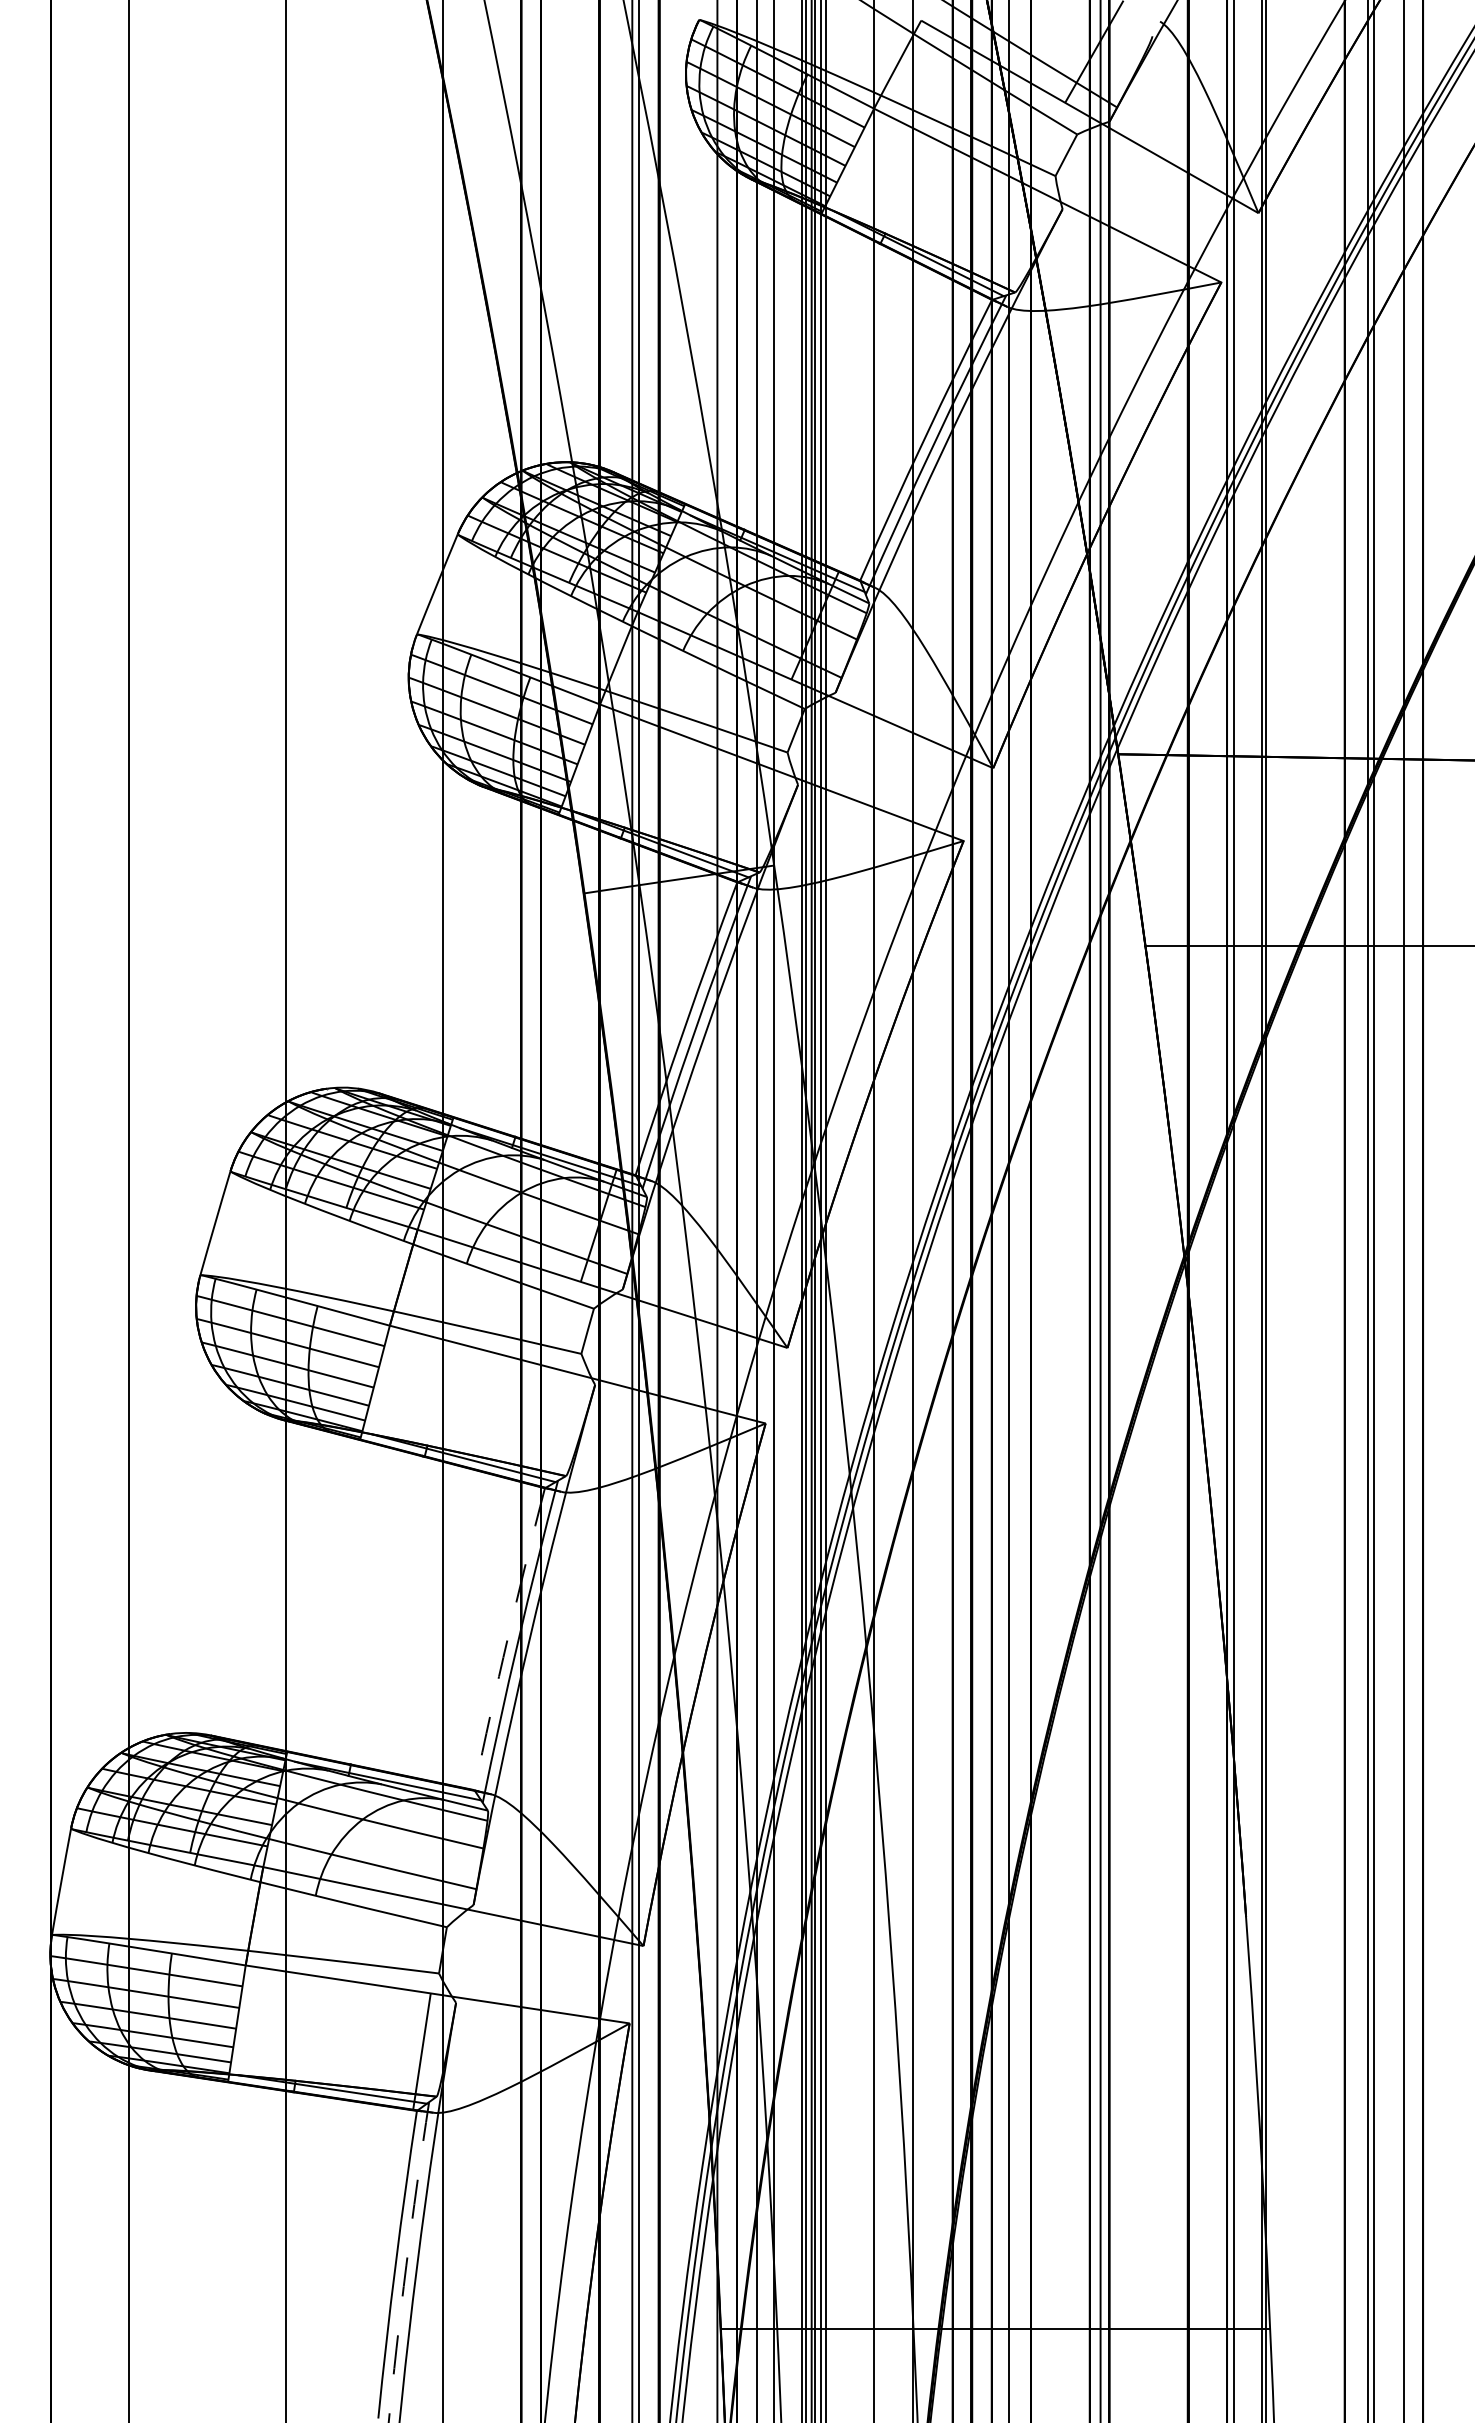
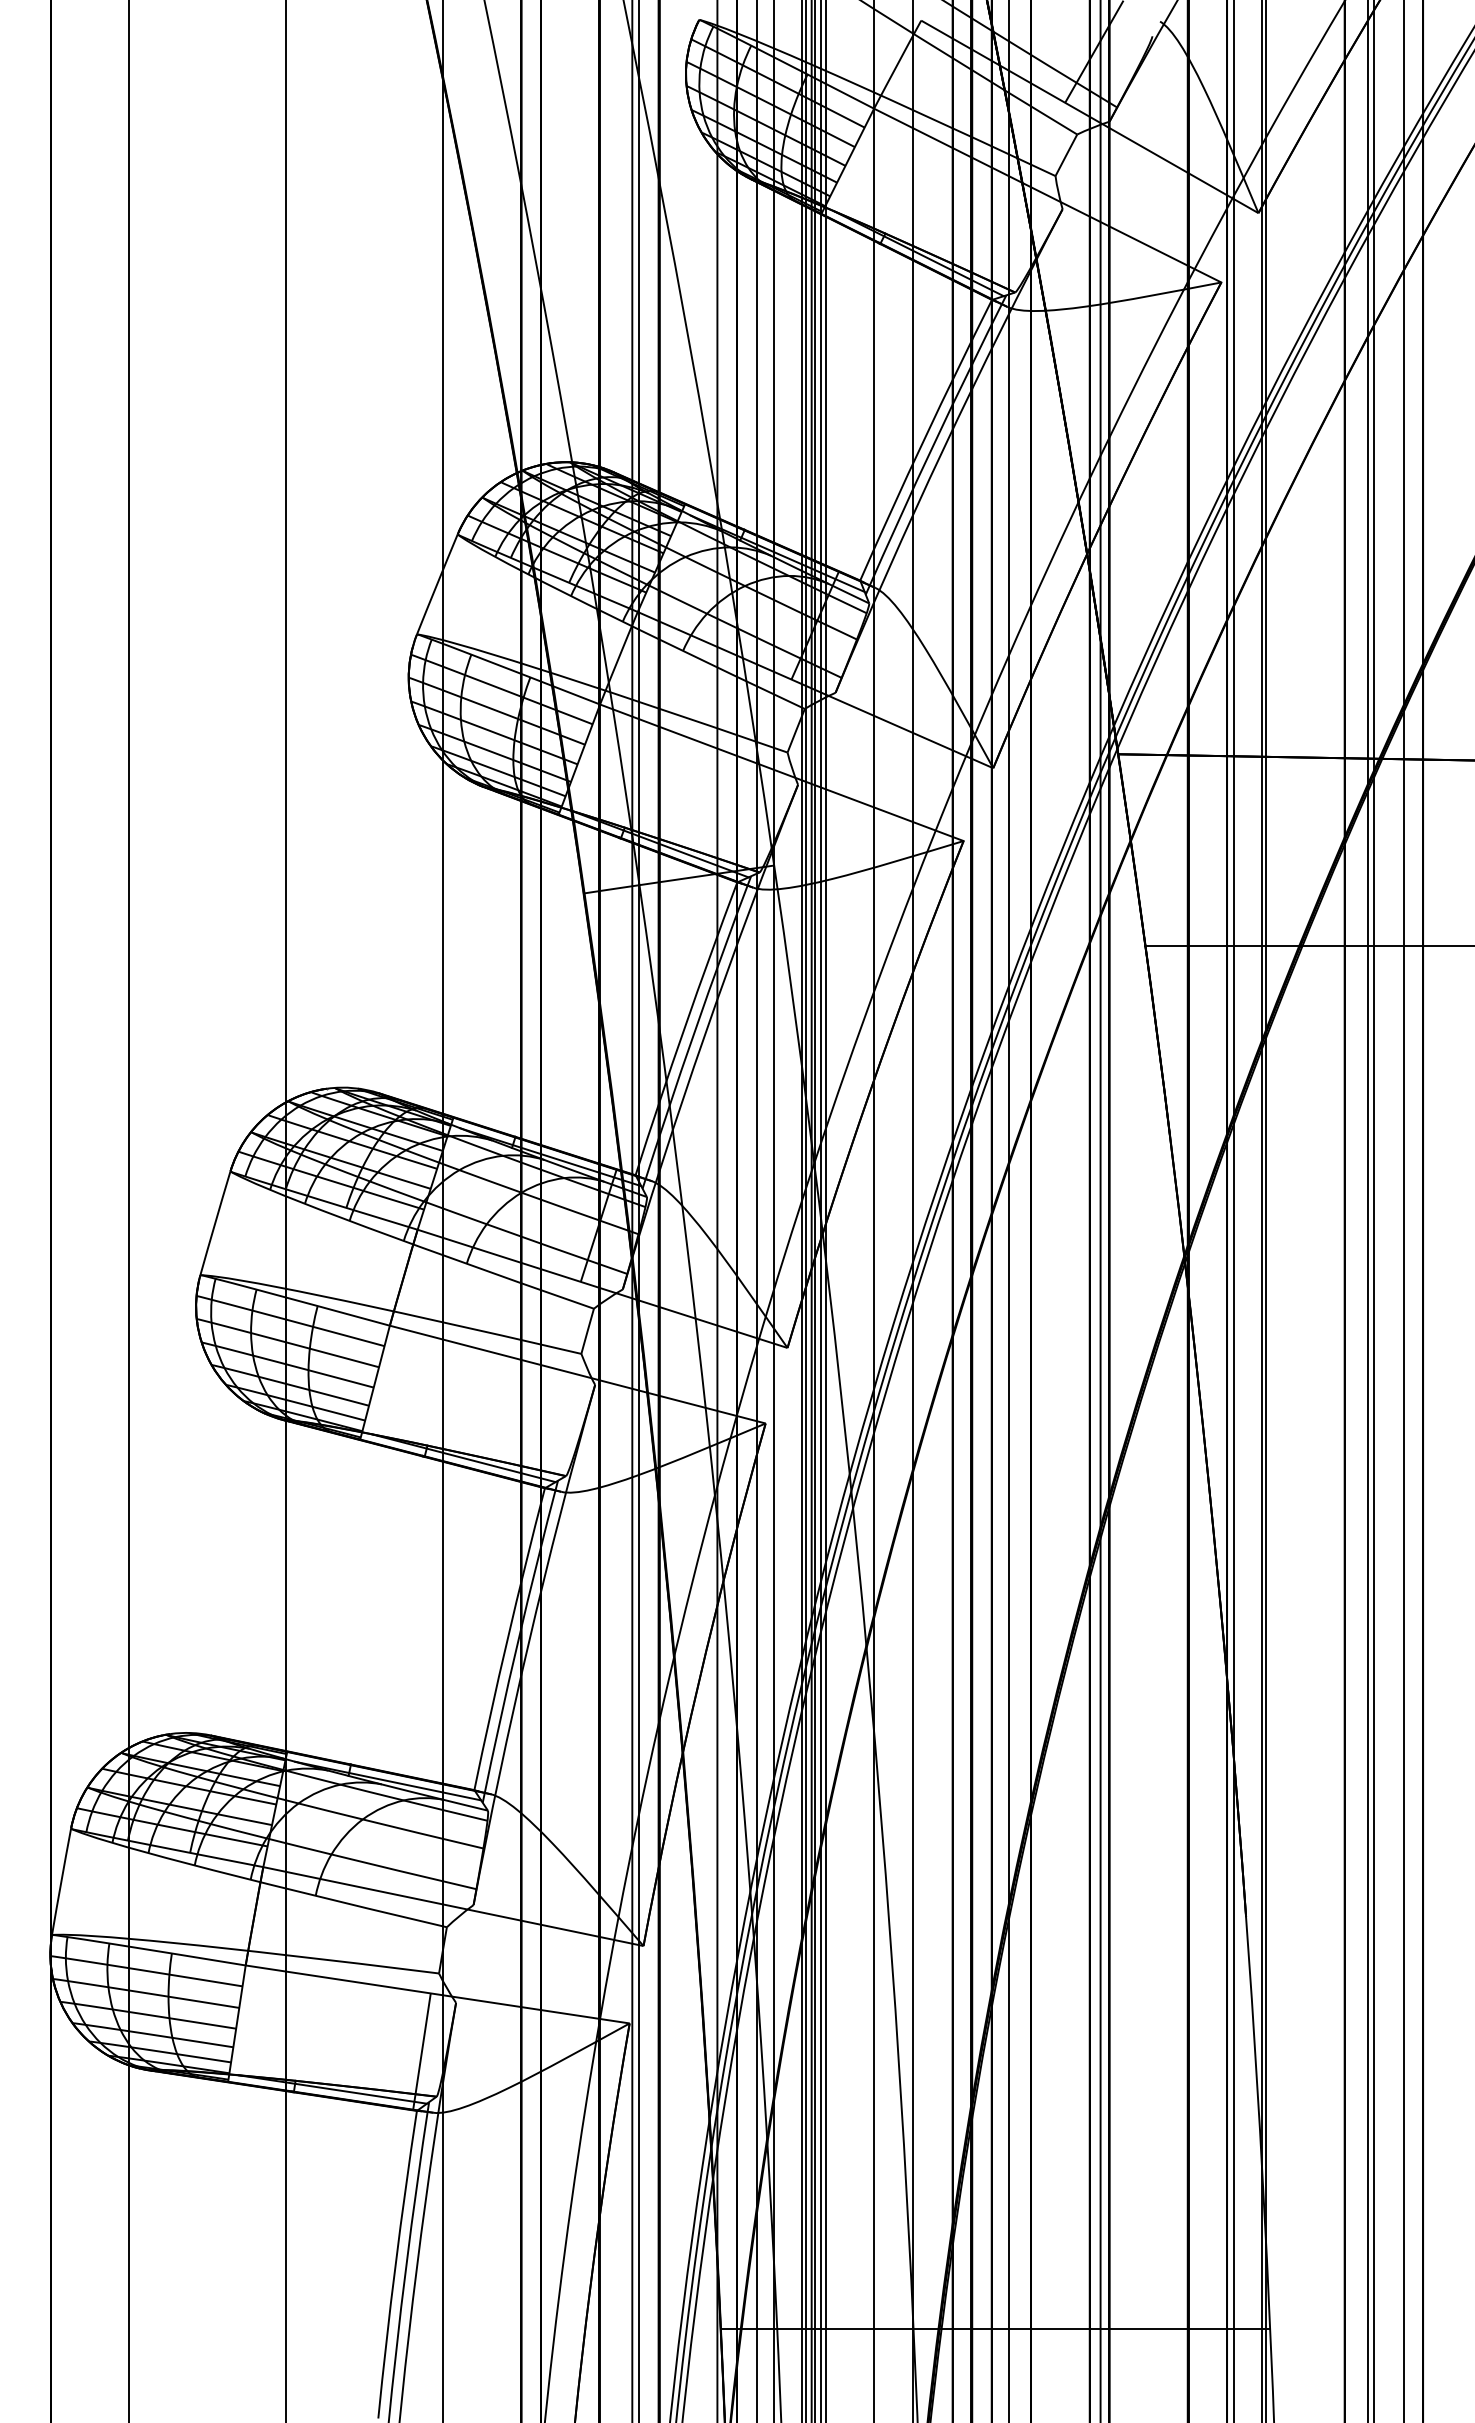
arc: dashed -> solid (507, 1638)
arc: dashed -> solid (406, 2262)
